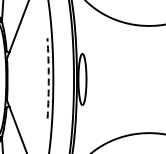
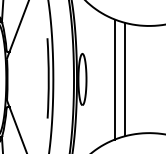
arc: dashed -> solid (48, 78)
line: none -> present (115, 79)
line: none -> present (124, 79)
